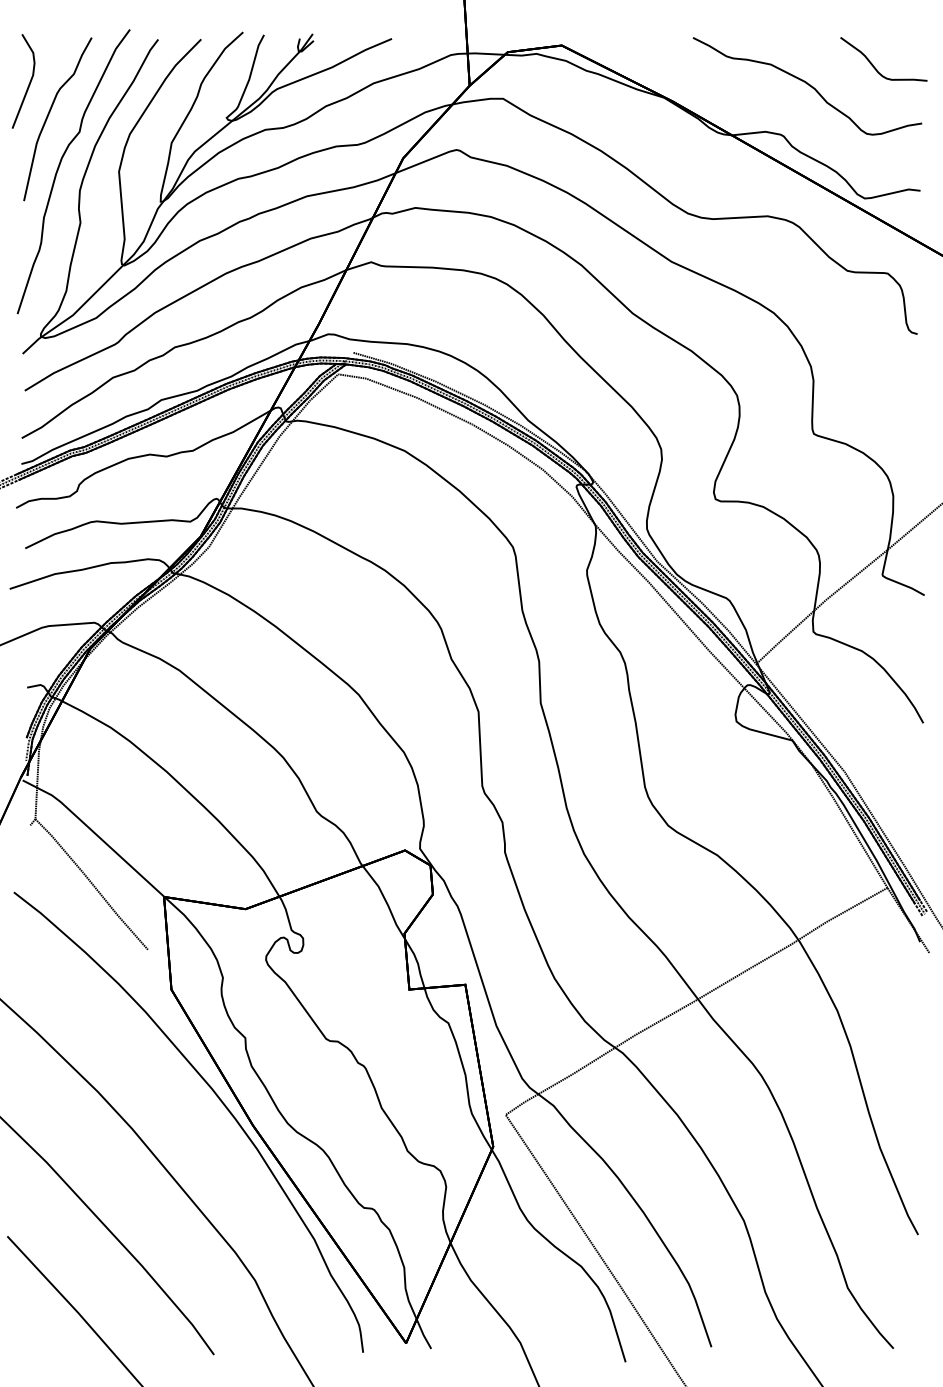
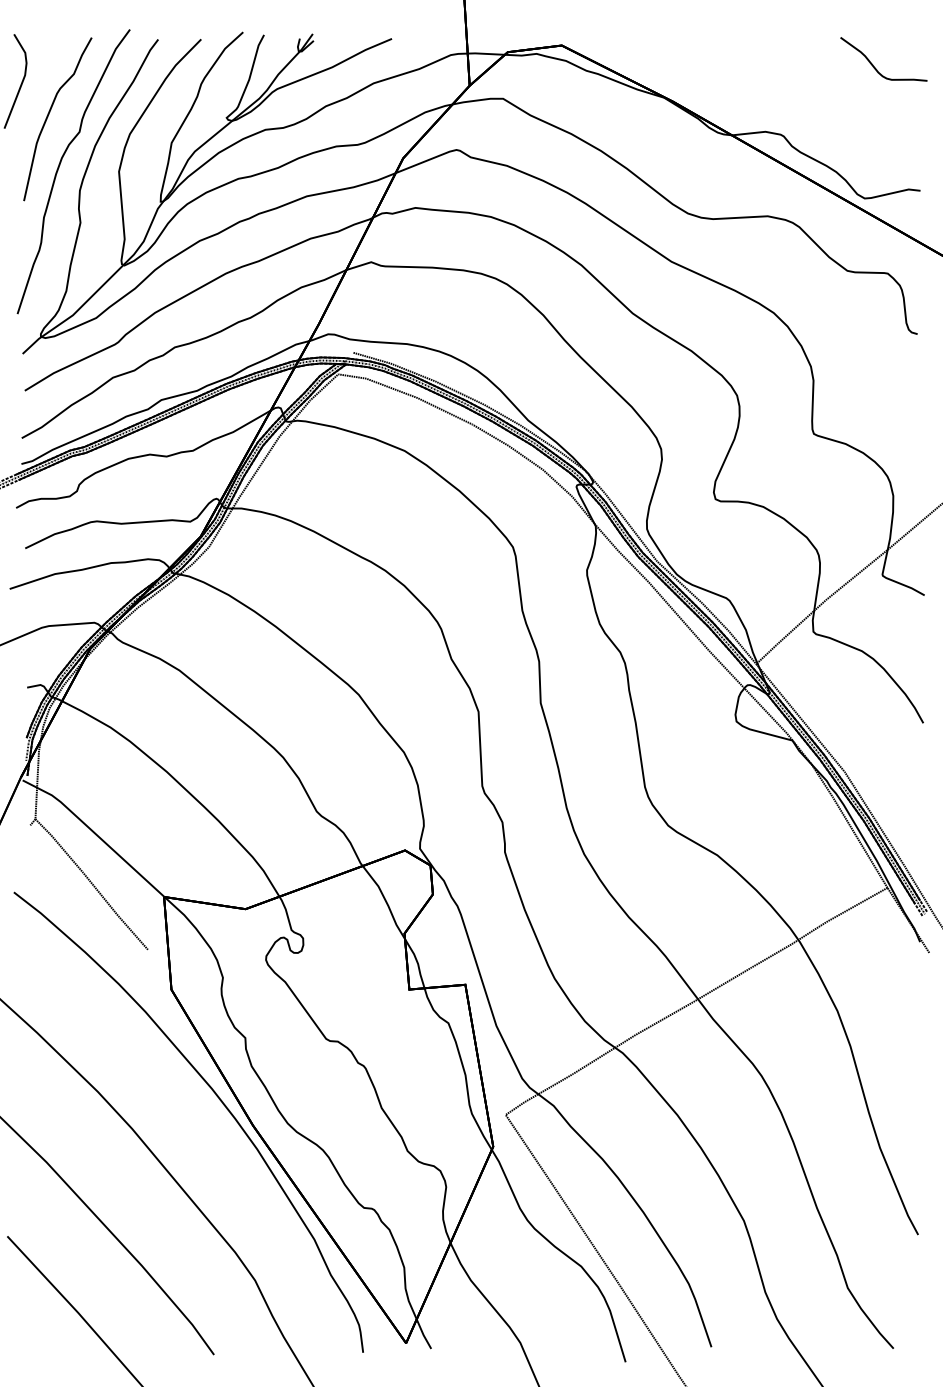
line position: (28, 84) -> (20, 84) (20, 84)
curve: present -> none (808, 85)
